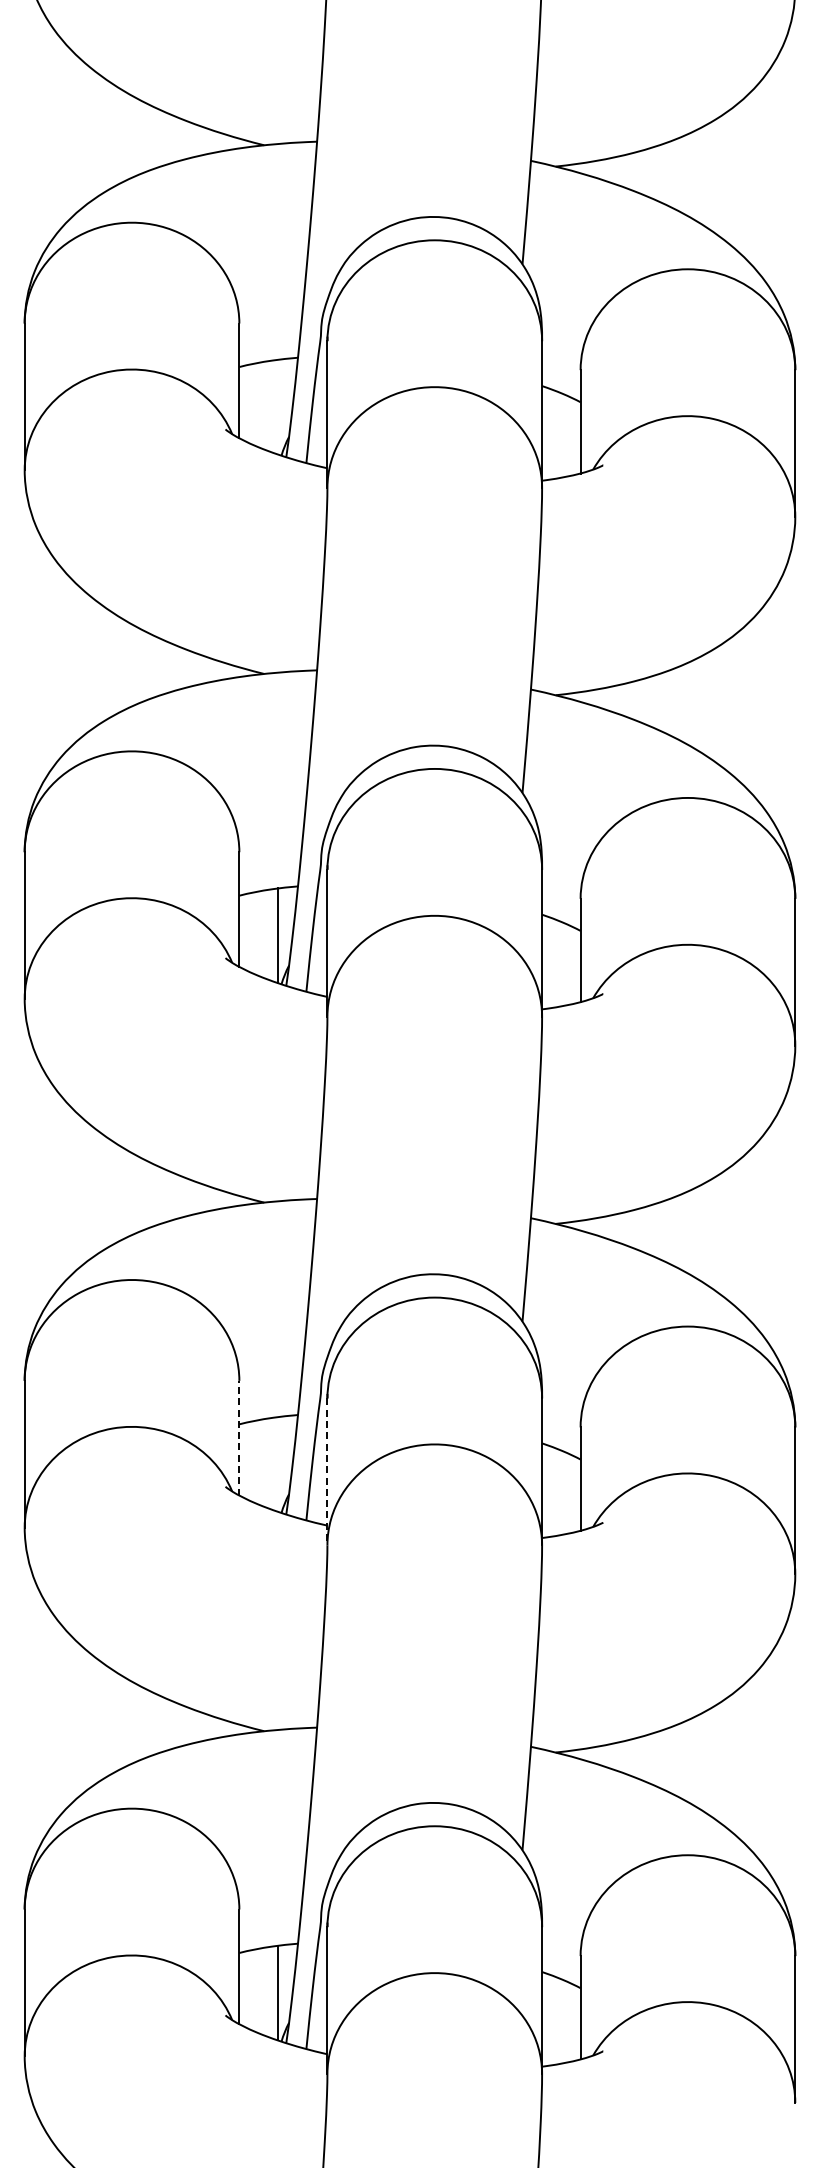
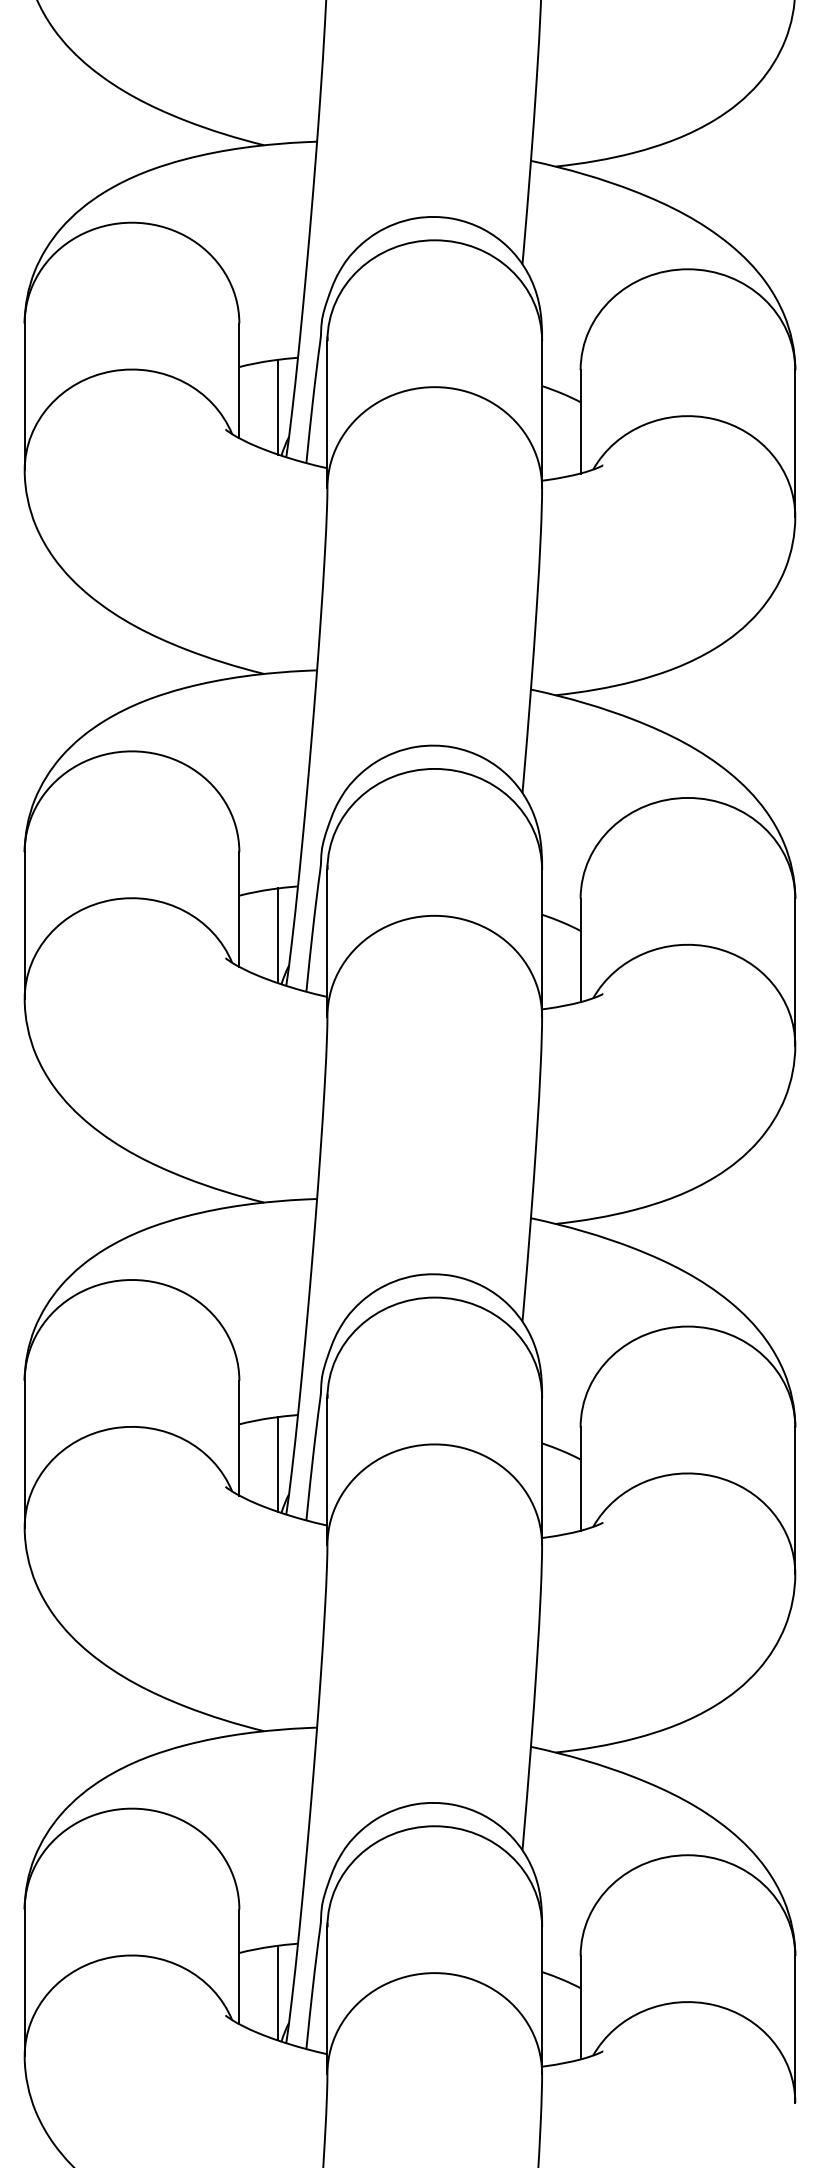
line: none -> present (277, 406)
line: dashed -> solid (239, 1437)
line: none -> present (277, 1464)
line: dashed -> solid (327, 1472)
